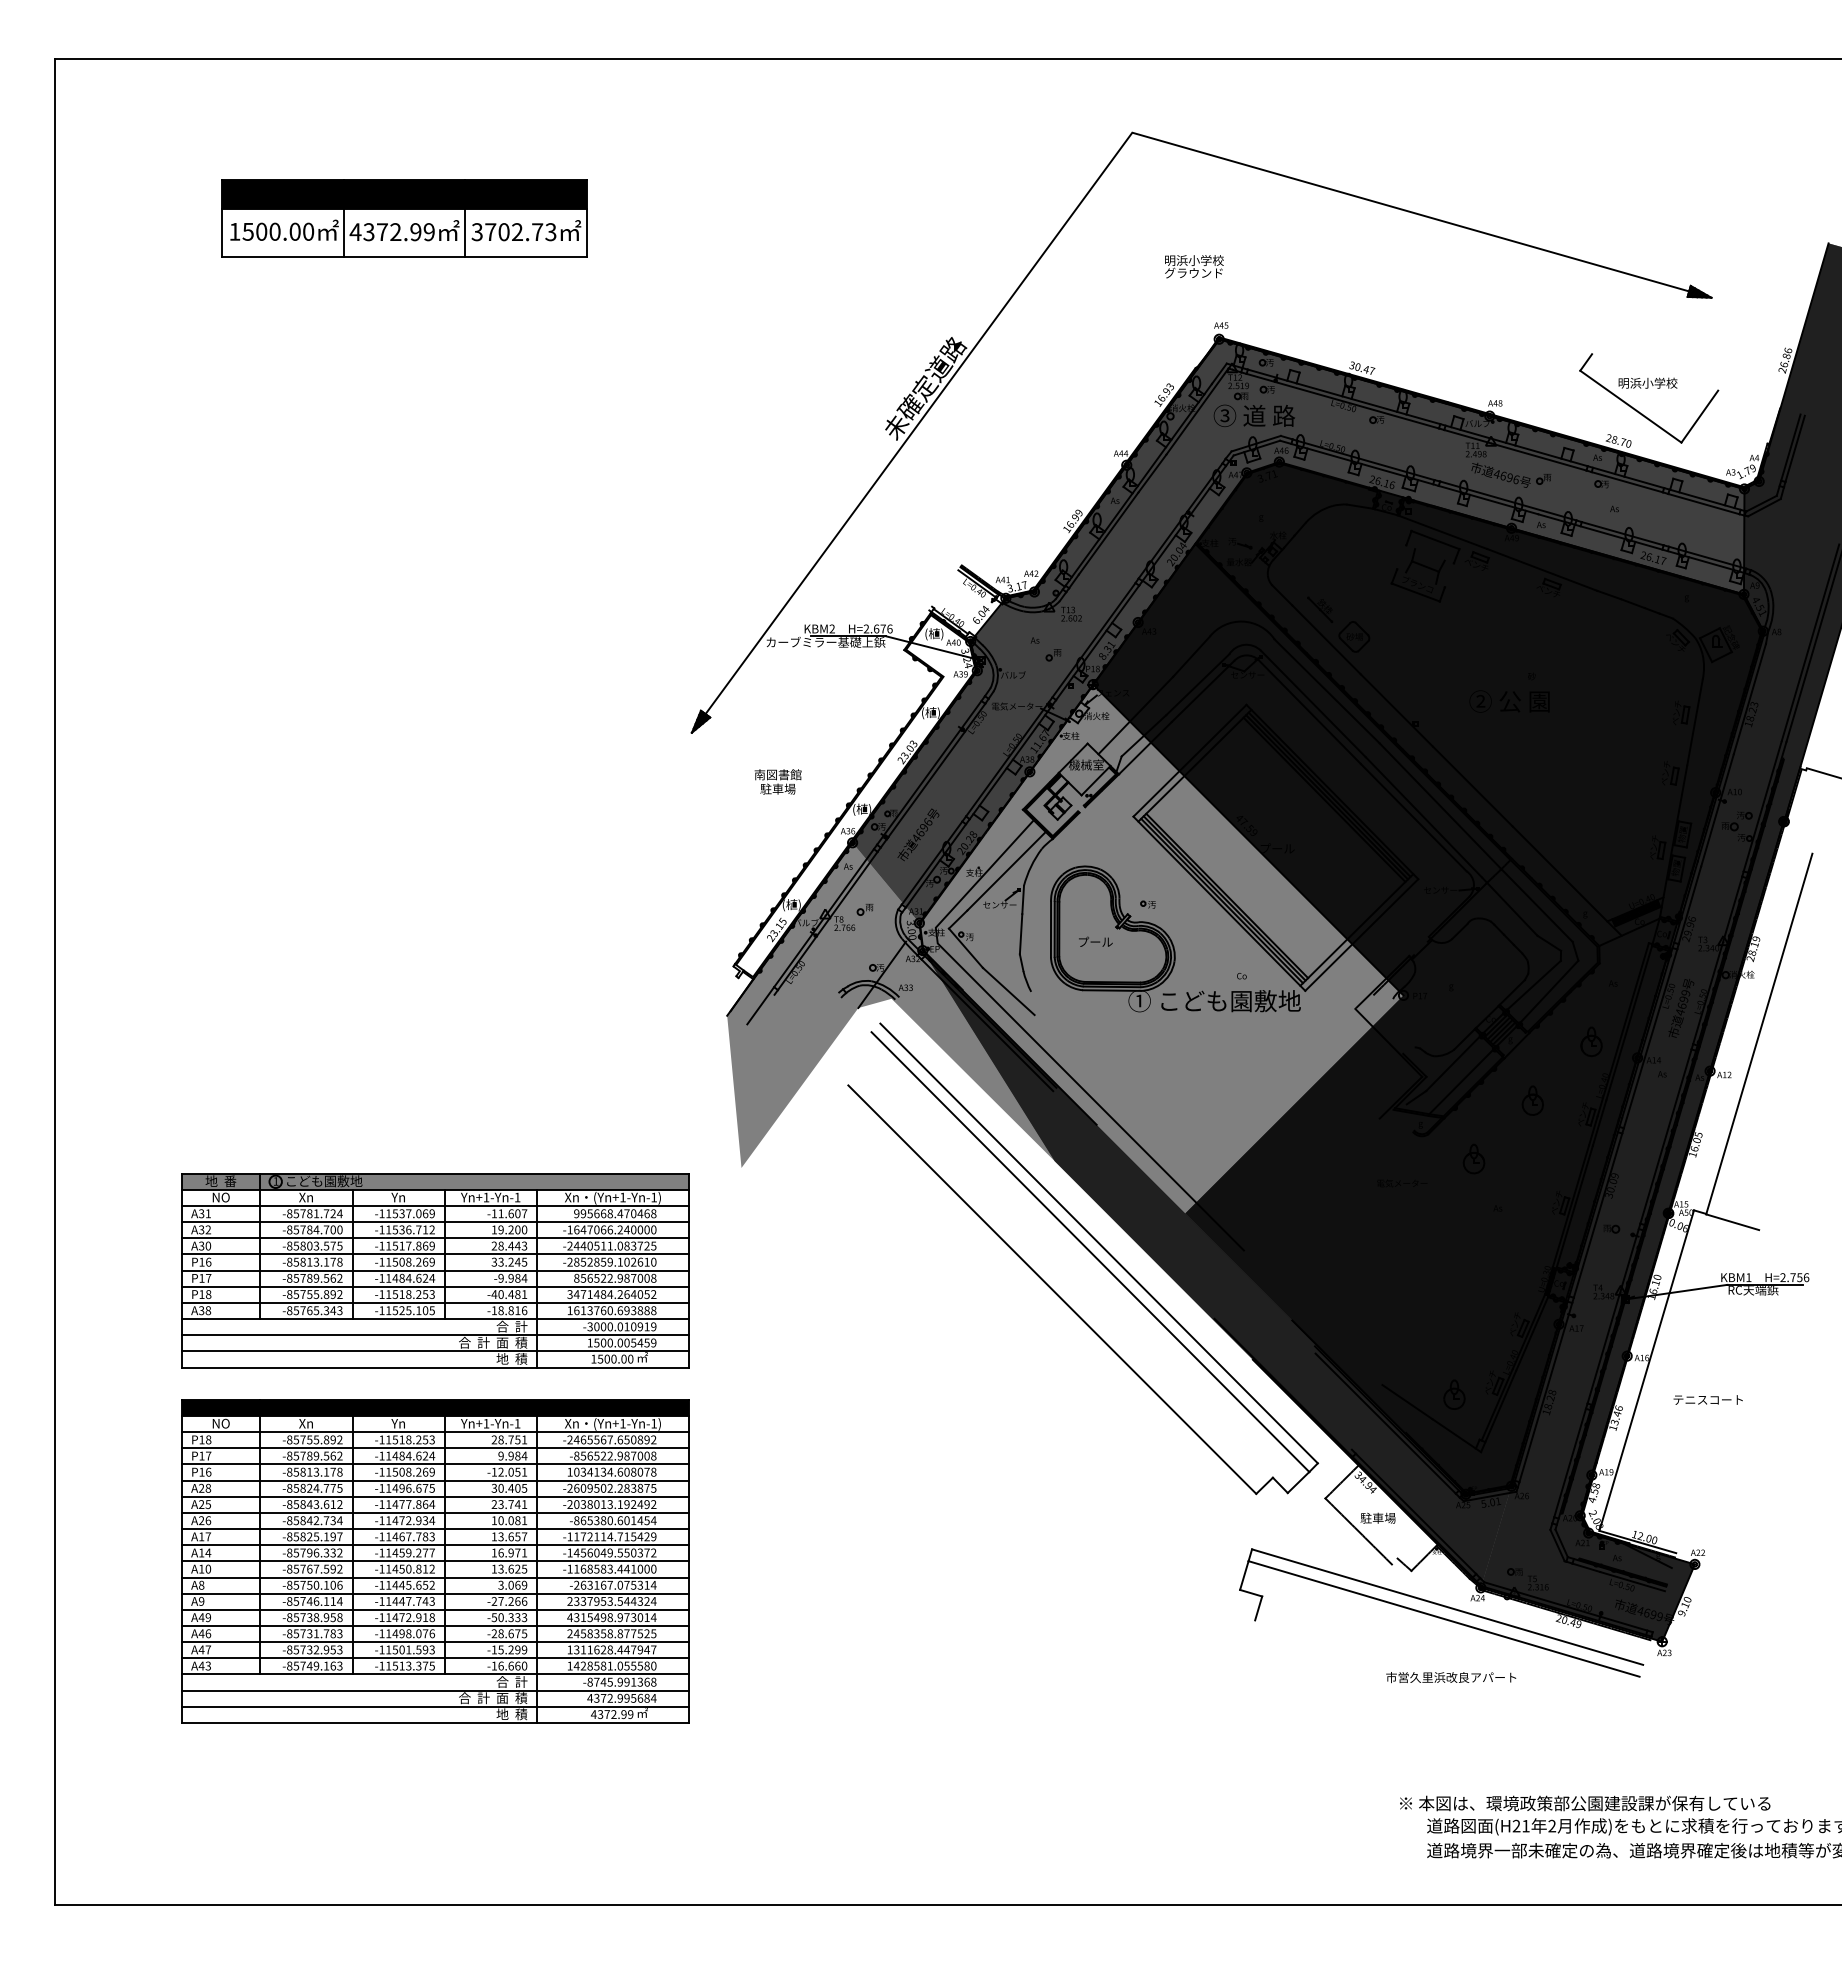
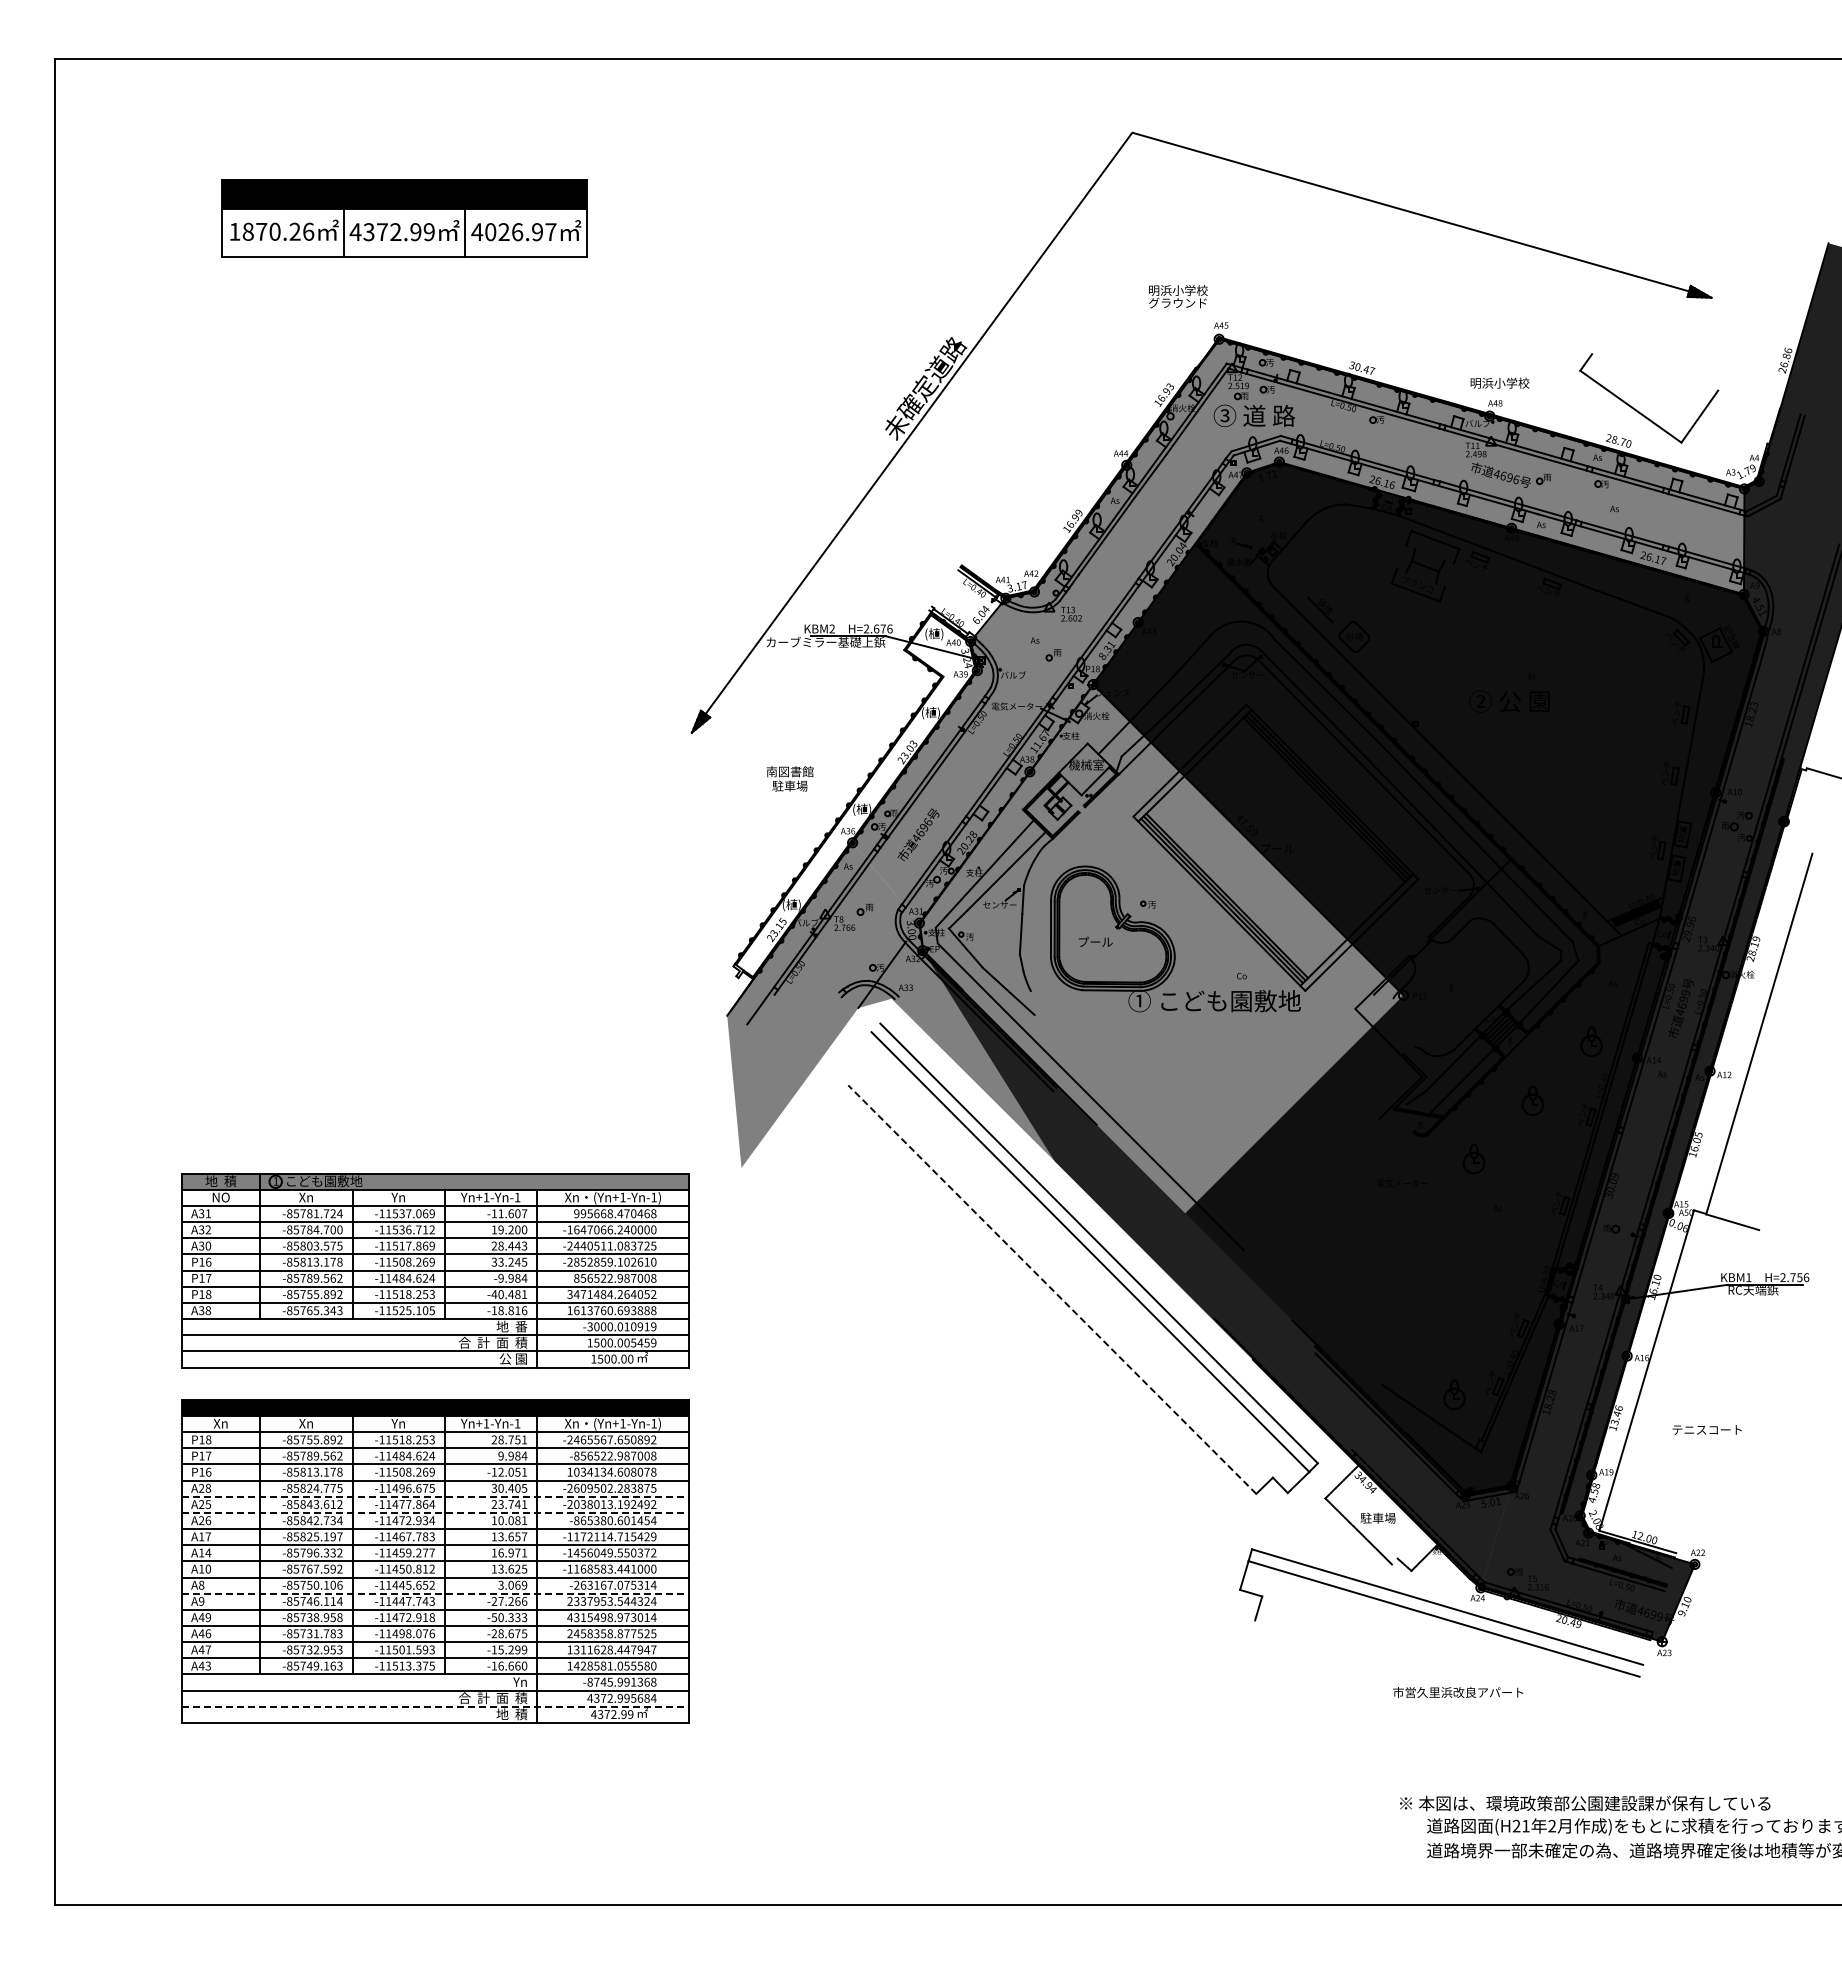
text: 1500.00 -> 1870.26 (278, 231)
text: 3702.73 -> 4026.97 (513, 232)
text position: (1194, 266) -> (1178, 296) (1178, 296)
text position: (1647, 382) -> (1499, 382) (1499, 382)
fill: present -> none (1298, 631)
text position: (777, 781) -> (789, 778) (789, 778)
text: 地  番 -> 地  積 (230, 1180)
line: solid -> dashed (1052, 1289)
text: 合  計 -> 地  番 (511, 1326)
text: 地  積 -> 公 園 (511, 1358)
text position: (1707, 1399) -> (1706, 1429) (1706, 1429)
text: NO -> Xn (220, 1423)
line: solid -> dashed (435, 1496)
line: solid -> dashed (435, 1512)
line: solid -> dashed (435, 1593)
text position: (1451, 1677) -> (1458, 1692) (1458, 1692)
text: 合  計 -> Yn (511, 1681)
line: solid -> dashed (435, 1706)
